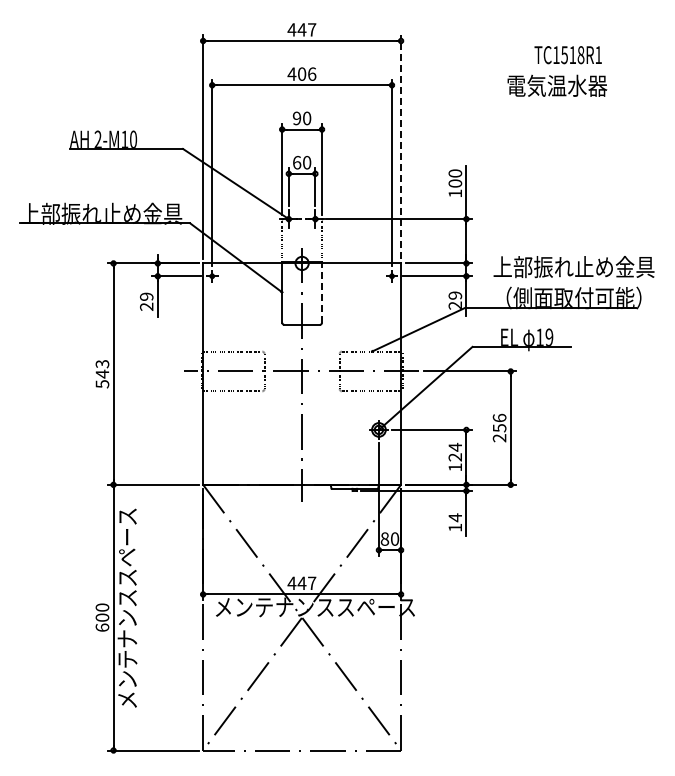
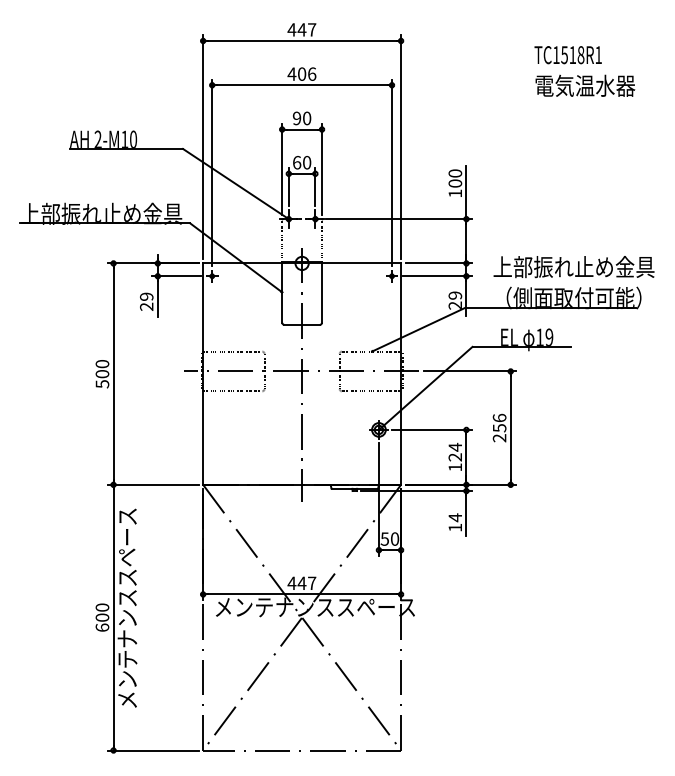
text position: (557, 85) -> (585, 85) (585, 85)
line: dashed -> solid (401, 147)
line: dashed -> solid (322, 291)
text: 543 -> 500 (102, 369)
text: 80 -> 50 (384, 538)
